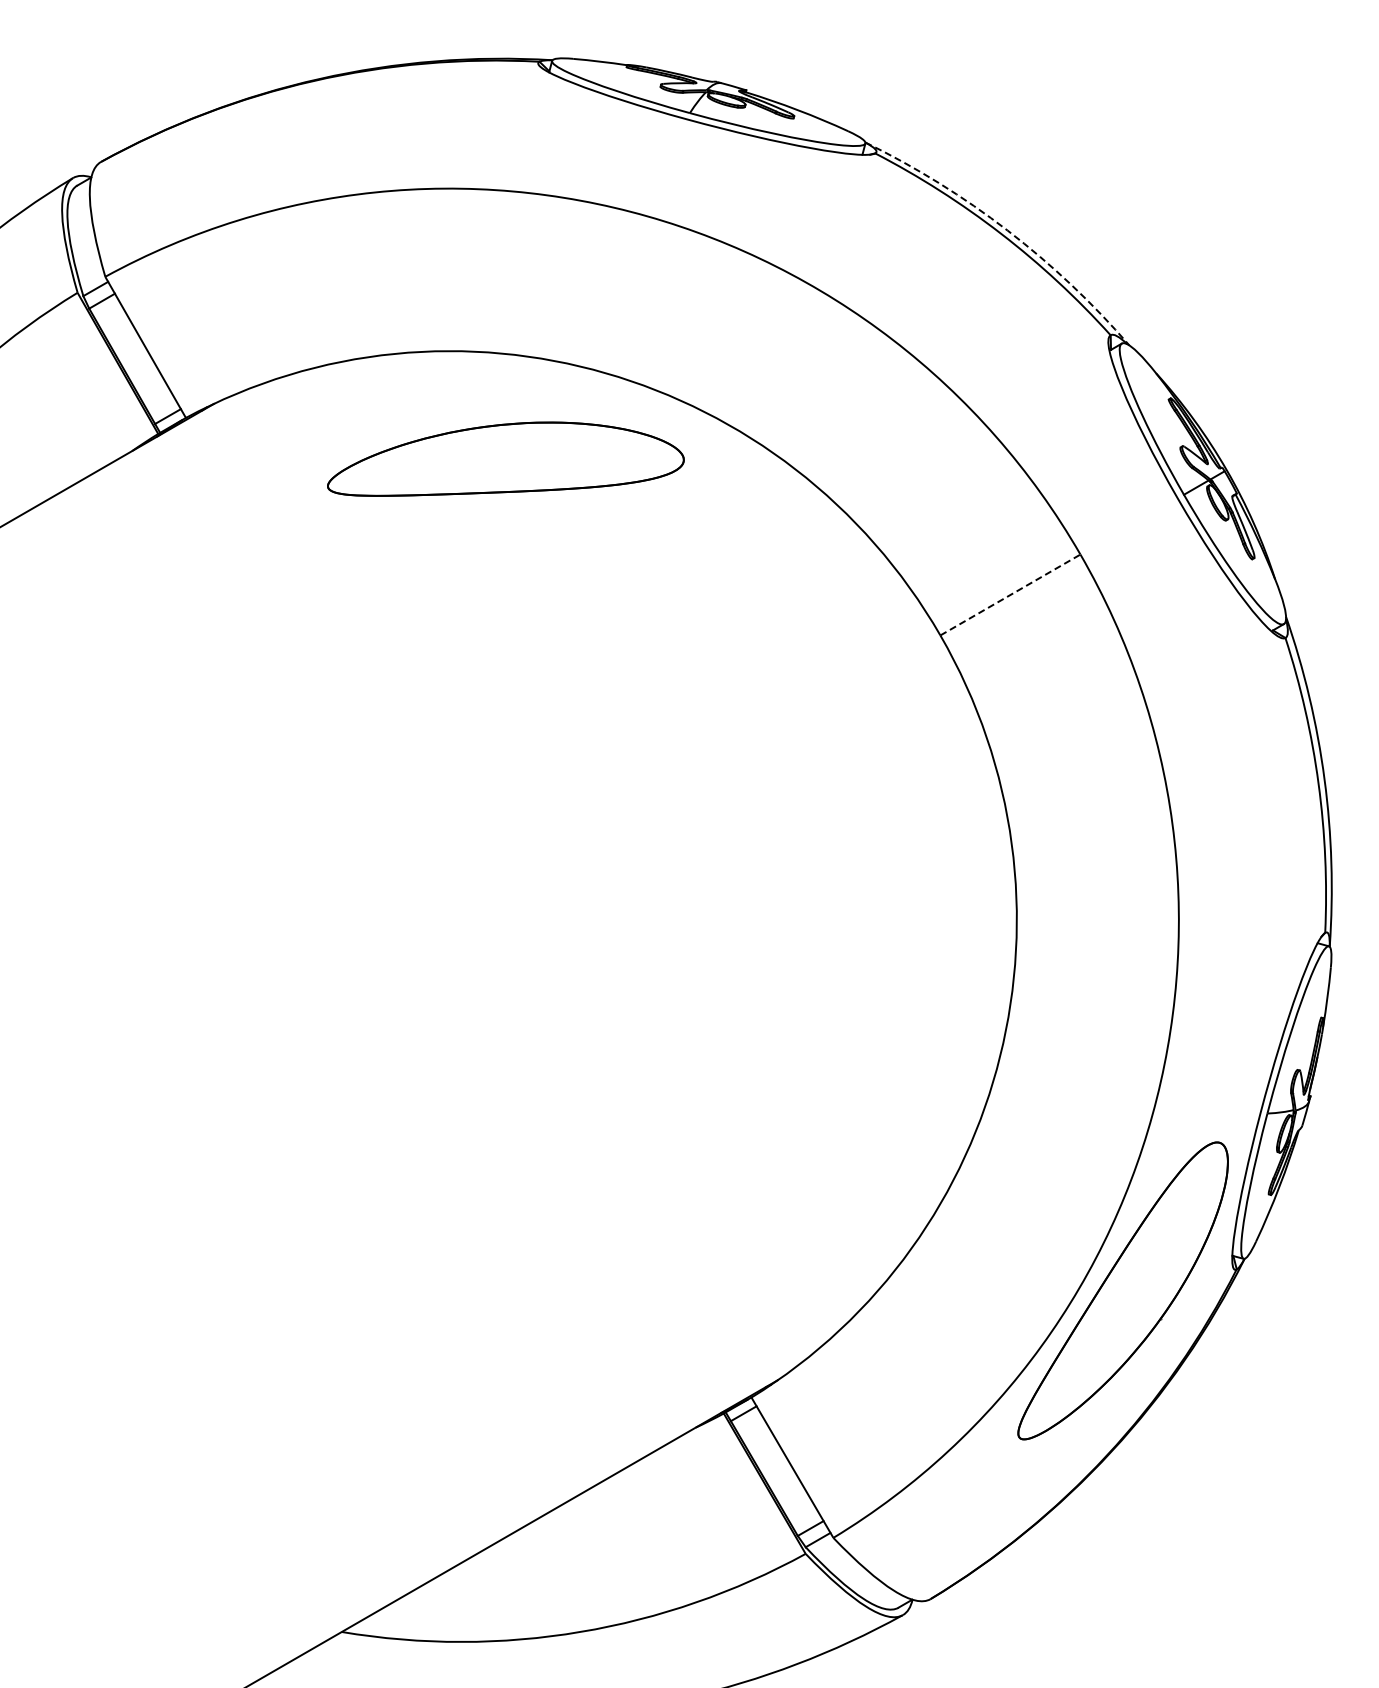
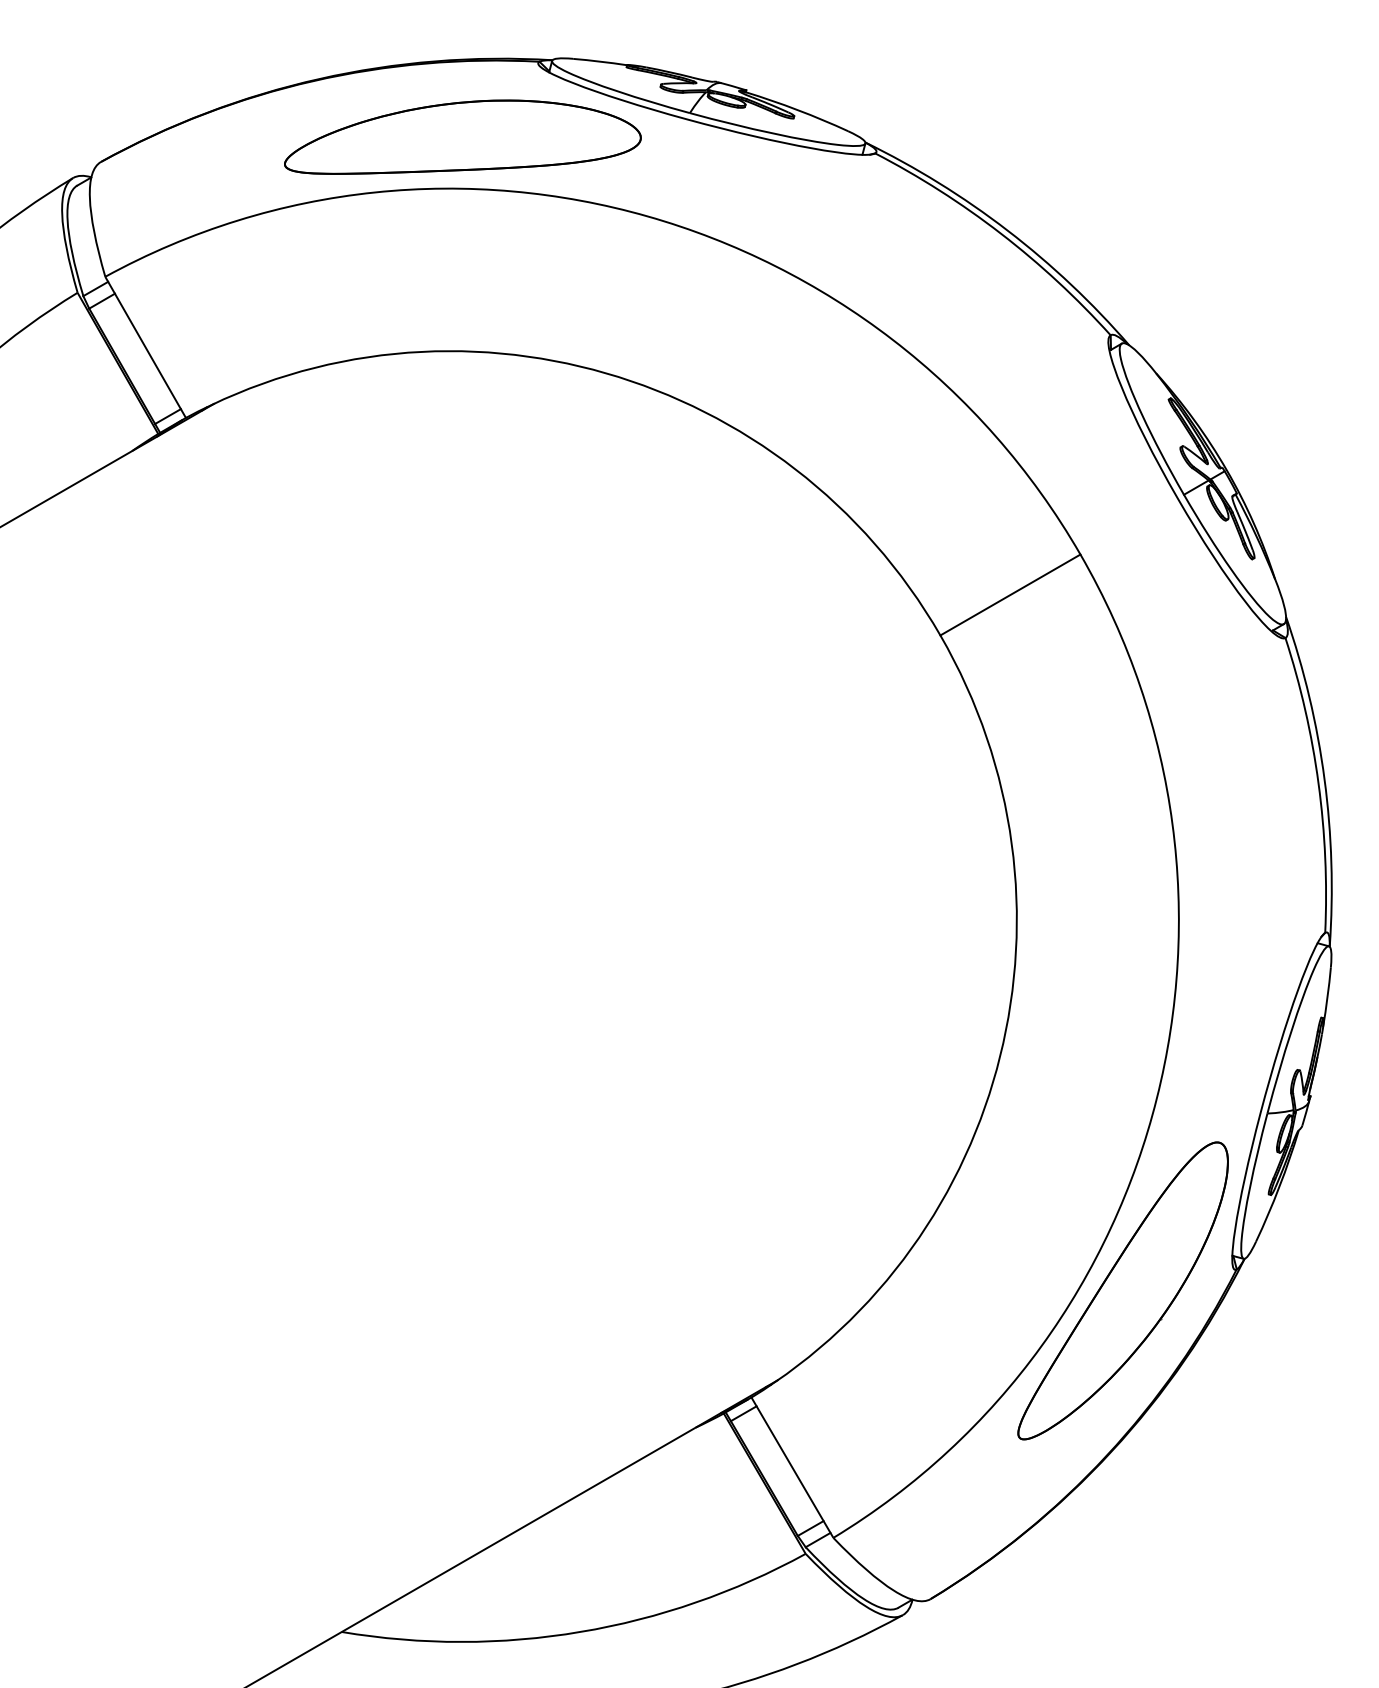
arc: dashed -> solid (1007, 230)
part position: (505, 458) -> (462, 136) (462, 136)
line: dashed -> solid (1010, 595)
